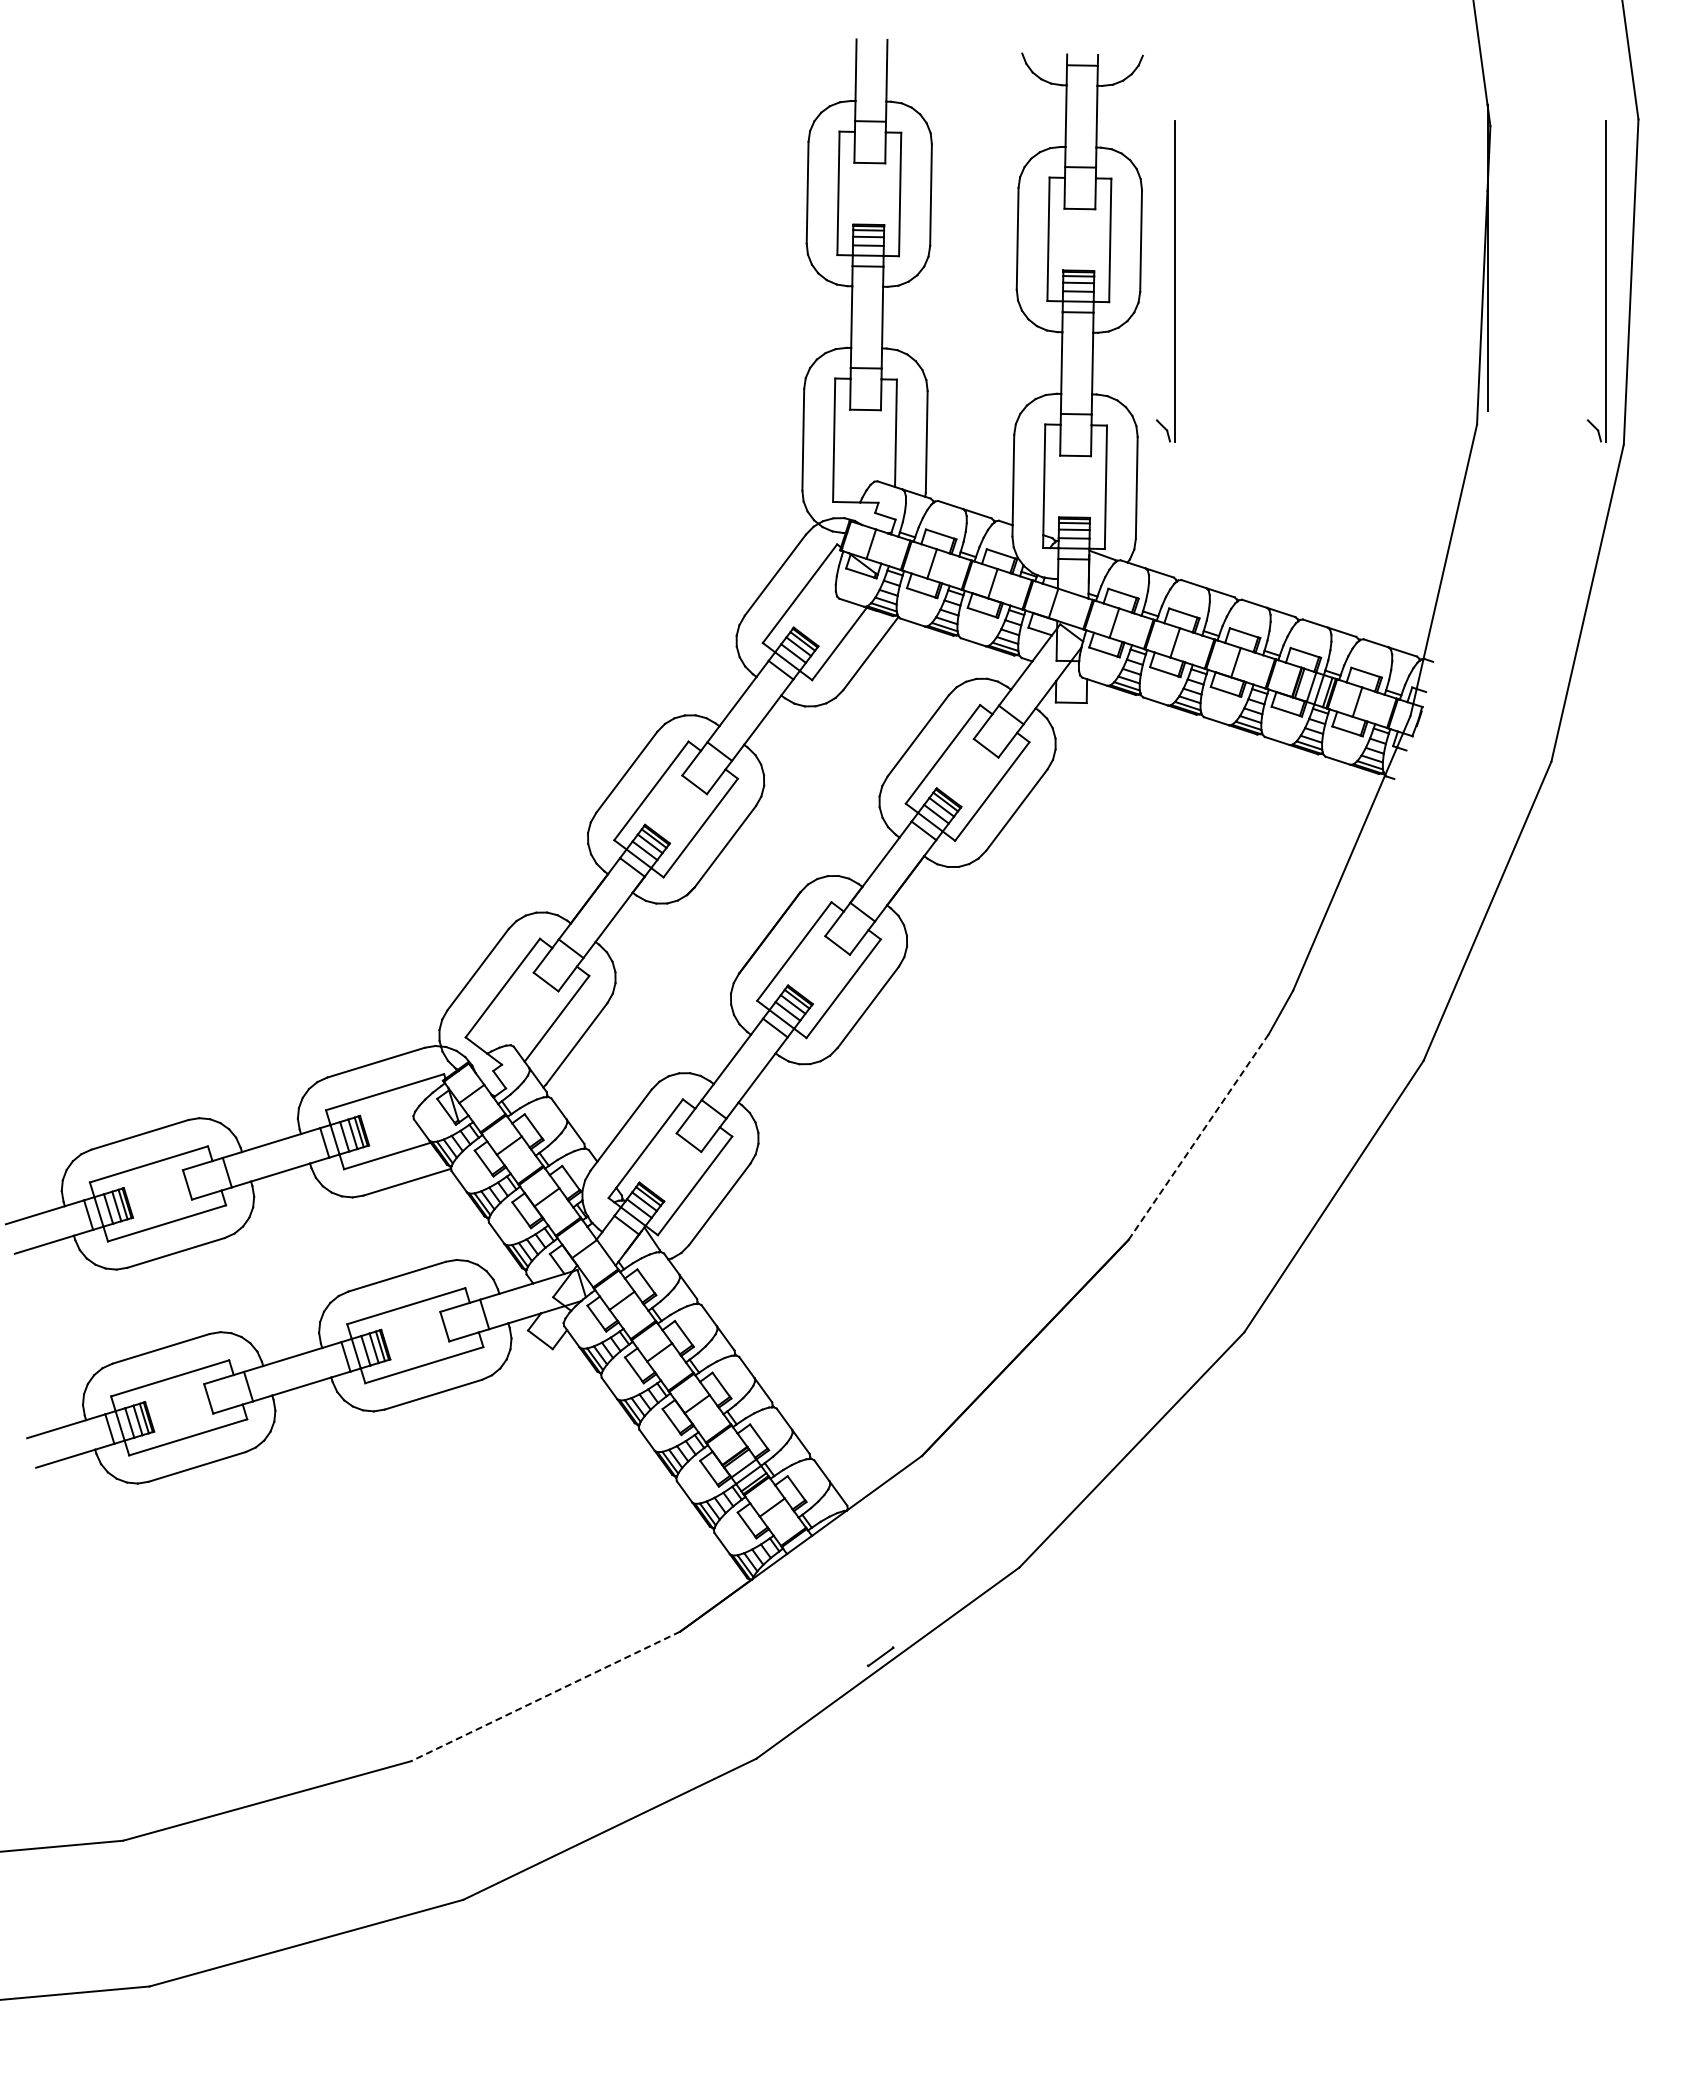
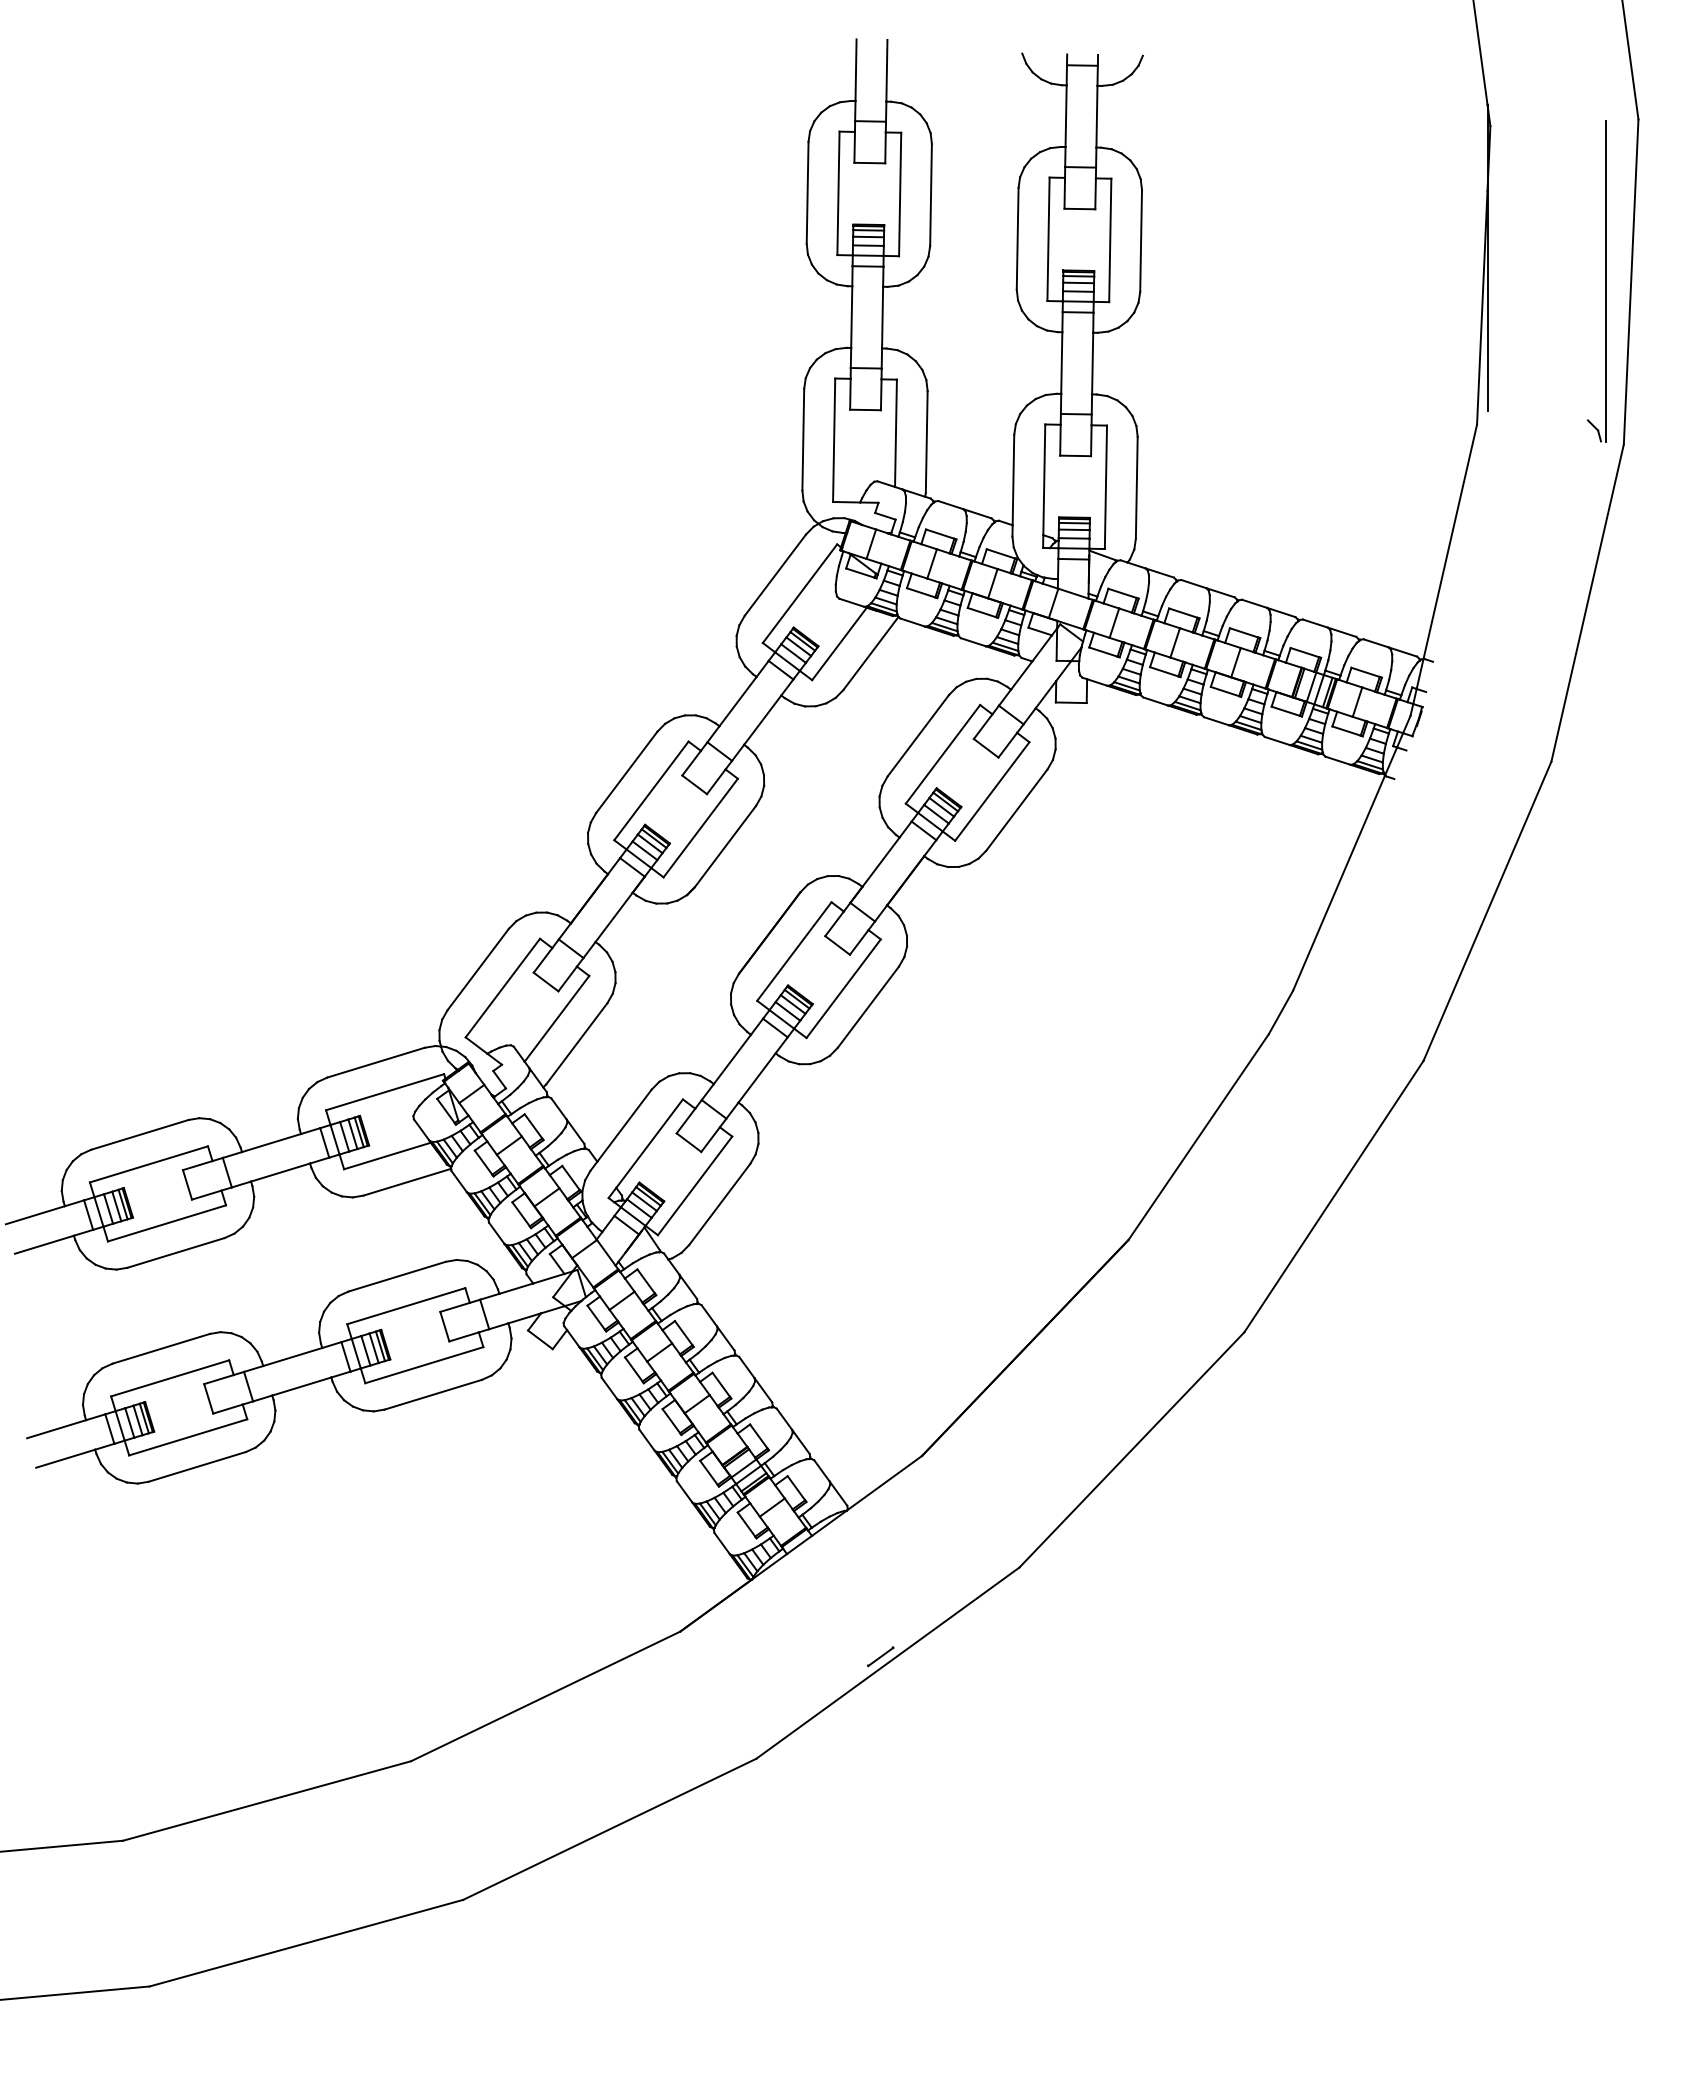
part: present -> none (1174, 281)
line: dashed -> solid (1198, 1137)
line: dashed -> solid (545, 1696)
